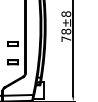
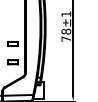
text: 78±8 -> 78±1 (66, 14)
